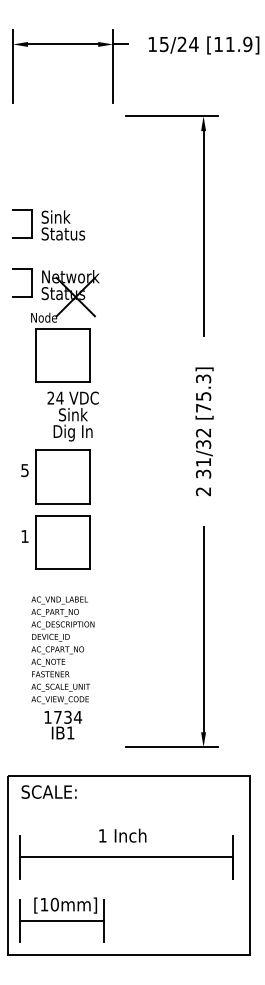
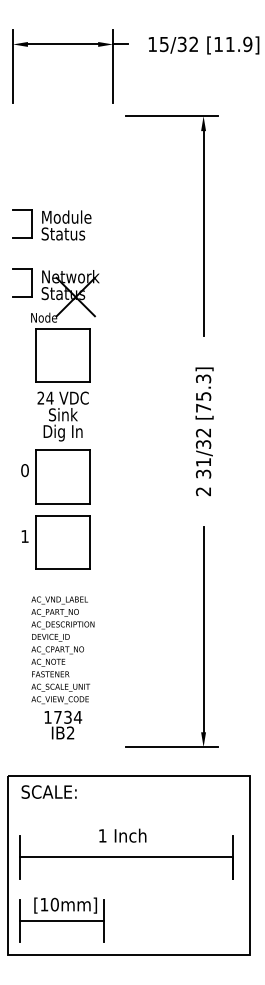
text: 15/24 -> 15/32 (187, 44)
text: Sink -> Module (66, 216)
text position: (72, 416) -> (62, 416) (62, 416)
text: 5 -> 0 (24, 470)
text: IB1 -> IB2 (70, 732)
